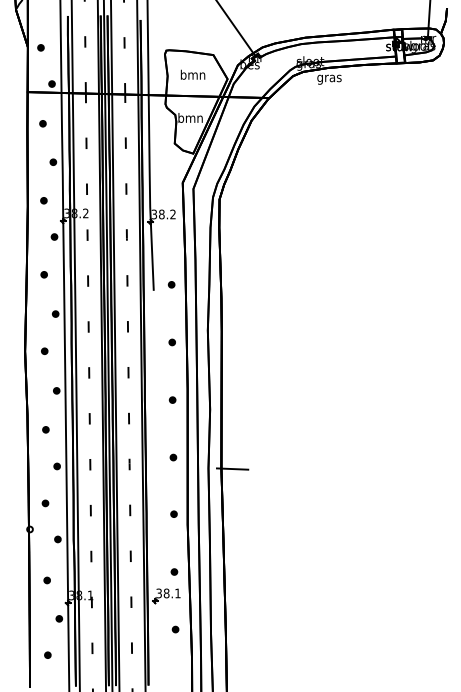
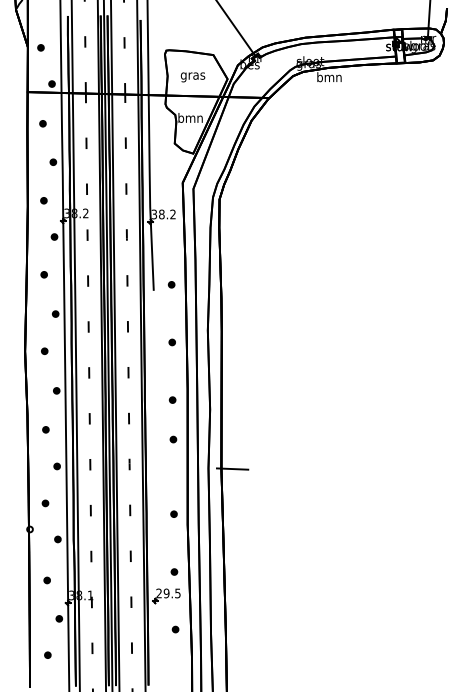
text: bmn -> gras (192, 75)
text: gras -> bmn (329, 78)
part position: (173, 457) -> (173, 439) (173, 439)
text: 38.1 -> 29.5 (168, 593)
